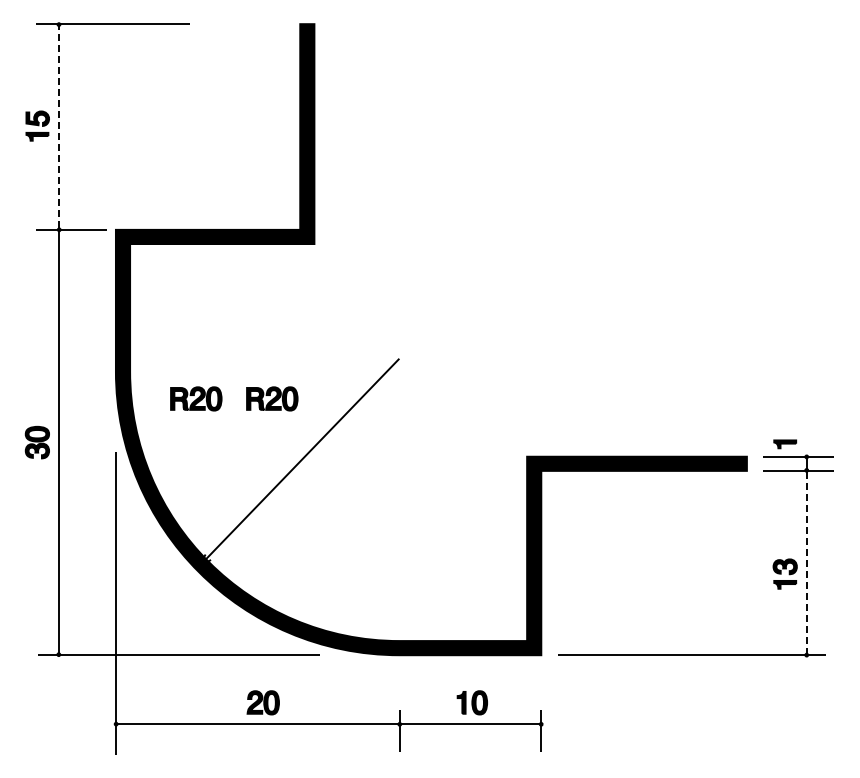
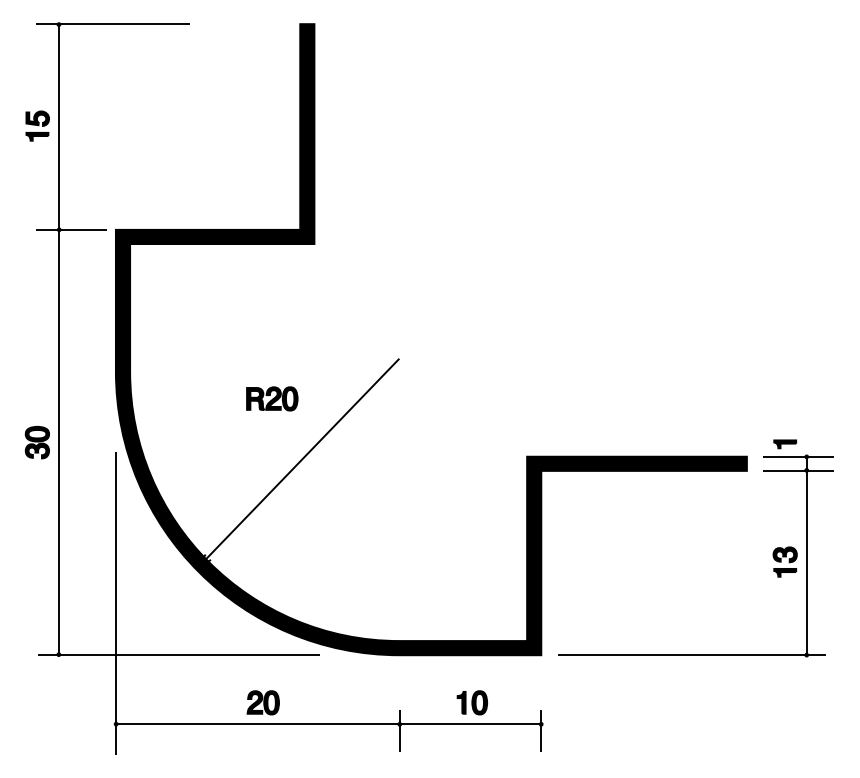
line: dashed -> solid (58, 127)
part: present -> none (196, 398)
line: dashed -> solid (806, 562)
part position: (784, 573) -> (784, 561) (784, 561)
